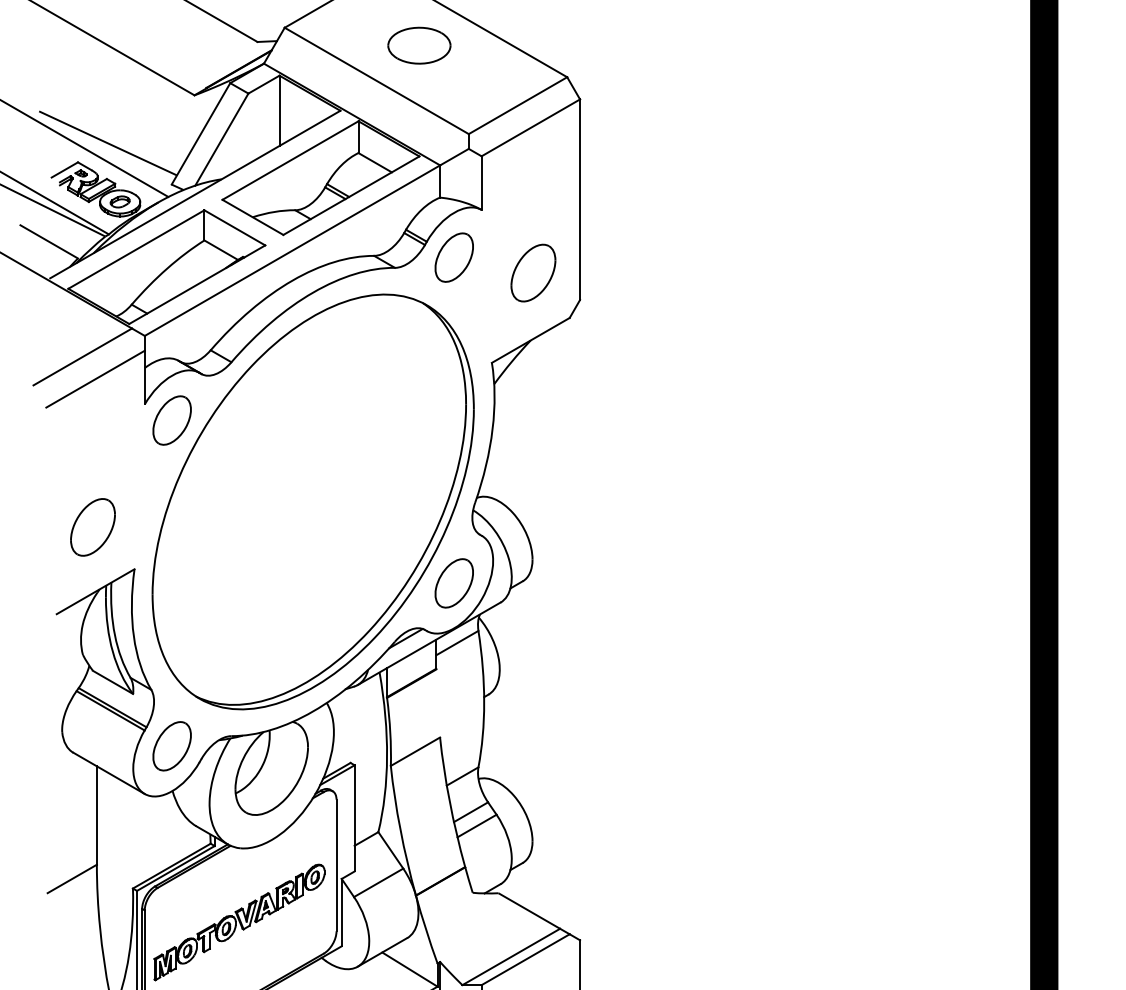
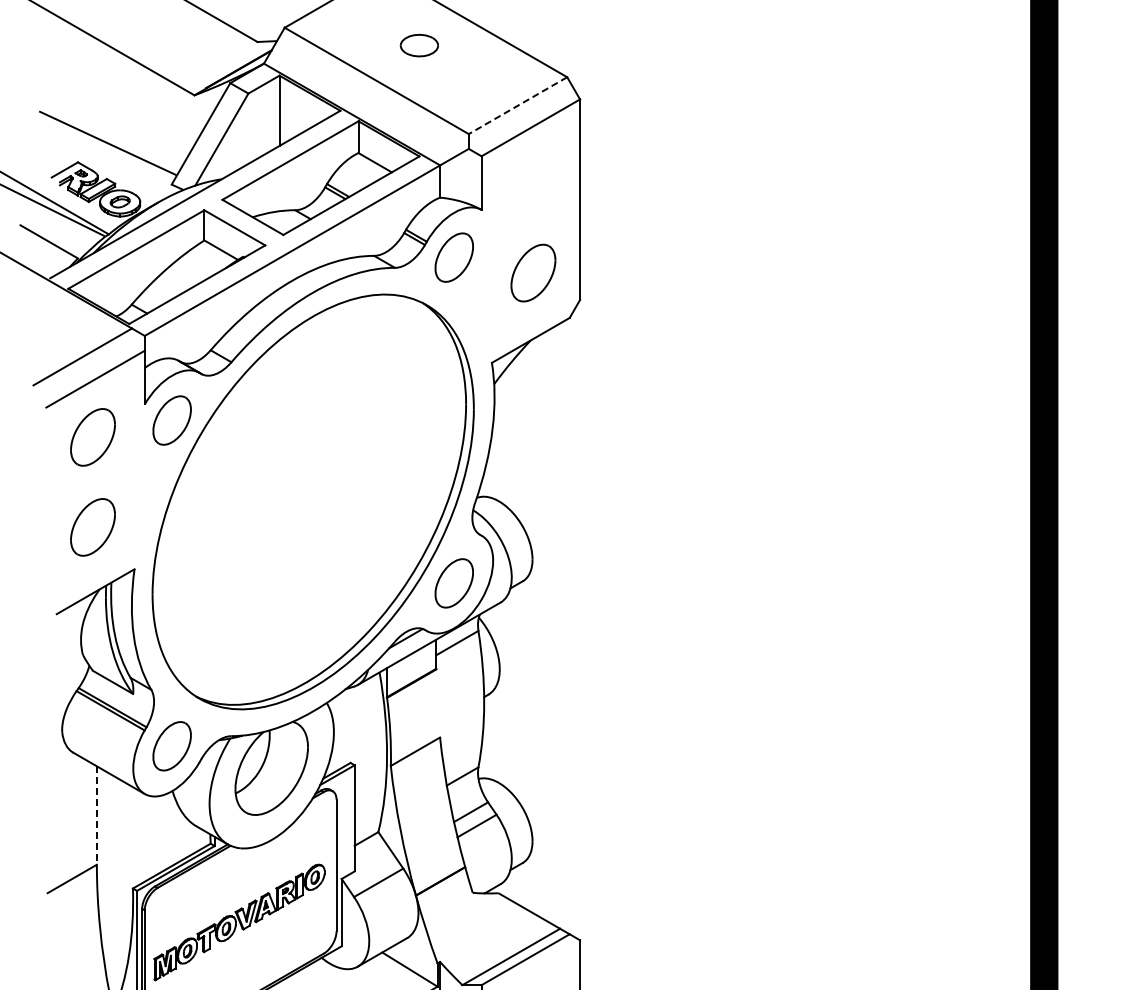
part size: 65x39 px -> 40x25 px (418, 45)
line: solid -> dashed (518, 105)
line: present -> none (85, 148)
part: none -> present (92, 437)
line: solid -> dashed (96, 816)
